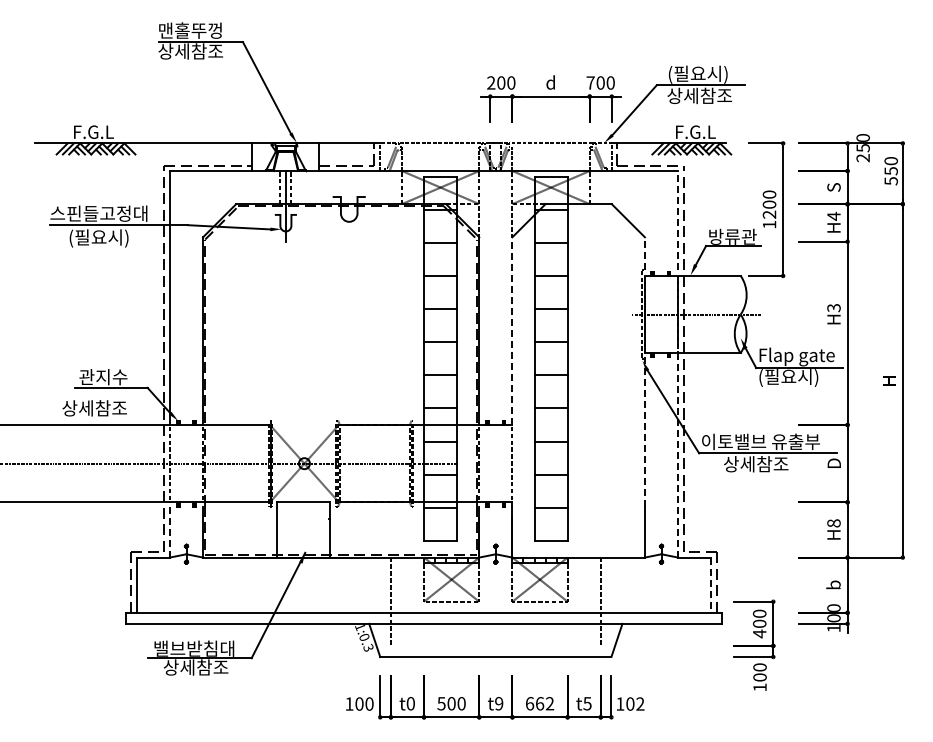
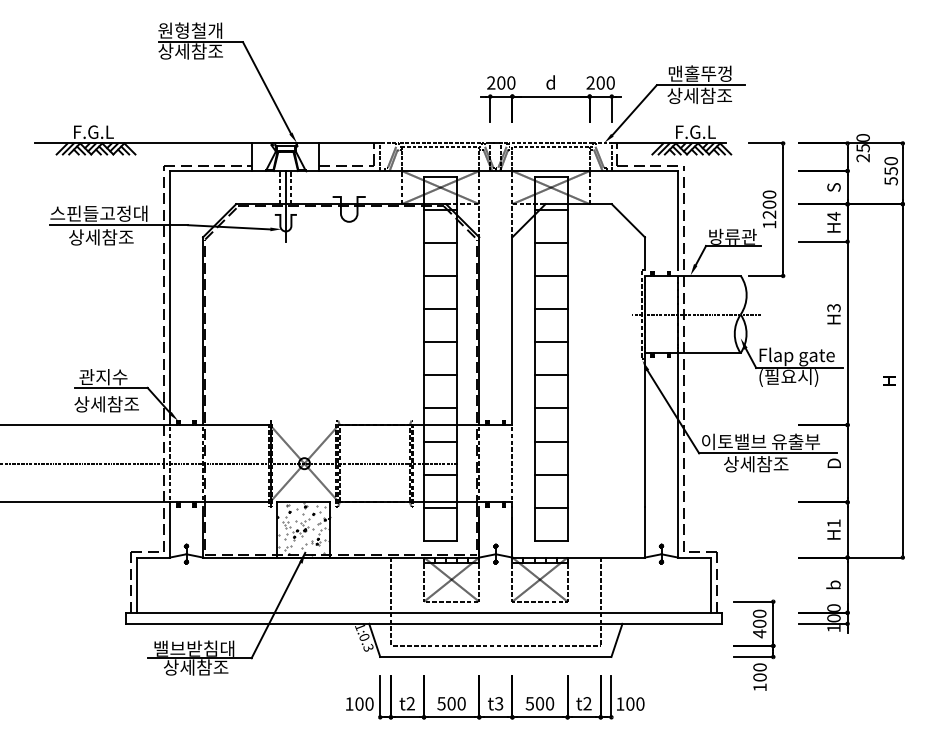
text: 맨홀뚜껑 -> 원형철개 (190, 30)
text: (필요시) -> 맨홀뚜껑 (699, 74)
text: 700 -> 200 (590, 82)
line: none -> present (440, 146)
line: none -> present (550, 146)
line: dashed -> solid (678, 220)
text: (필요시) -> 상세참조 (101, 238)
line: dashed -> solid (644, 253)
line: dashed -> solid (512, 331)
text position: (94, 408) -> (106, 404) (106, 404)
line: dashed -> solid (644, 427)
line: dashed -> solid (678, 452)
text: H8 -> H1 (833, 523)
line: dashed -> solid (169, 529)
hatch: none -> present (303, 529)
line: dashed -> solid (711, 585)
line: none -> present (495, 645)
text: t0 -> t2 (410, 703)
text: t9 -> t3 (499, 703)
text: 662 -> 500 (539, 703)
text: t5 -> t2 (587, 703)
text: 102 -> 100 (640, 703)
